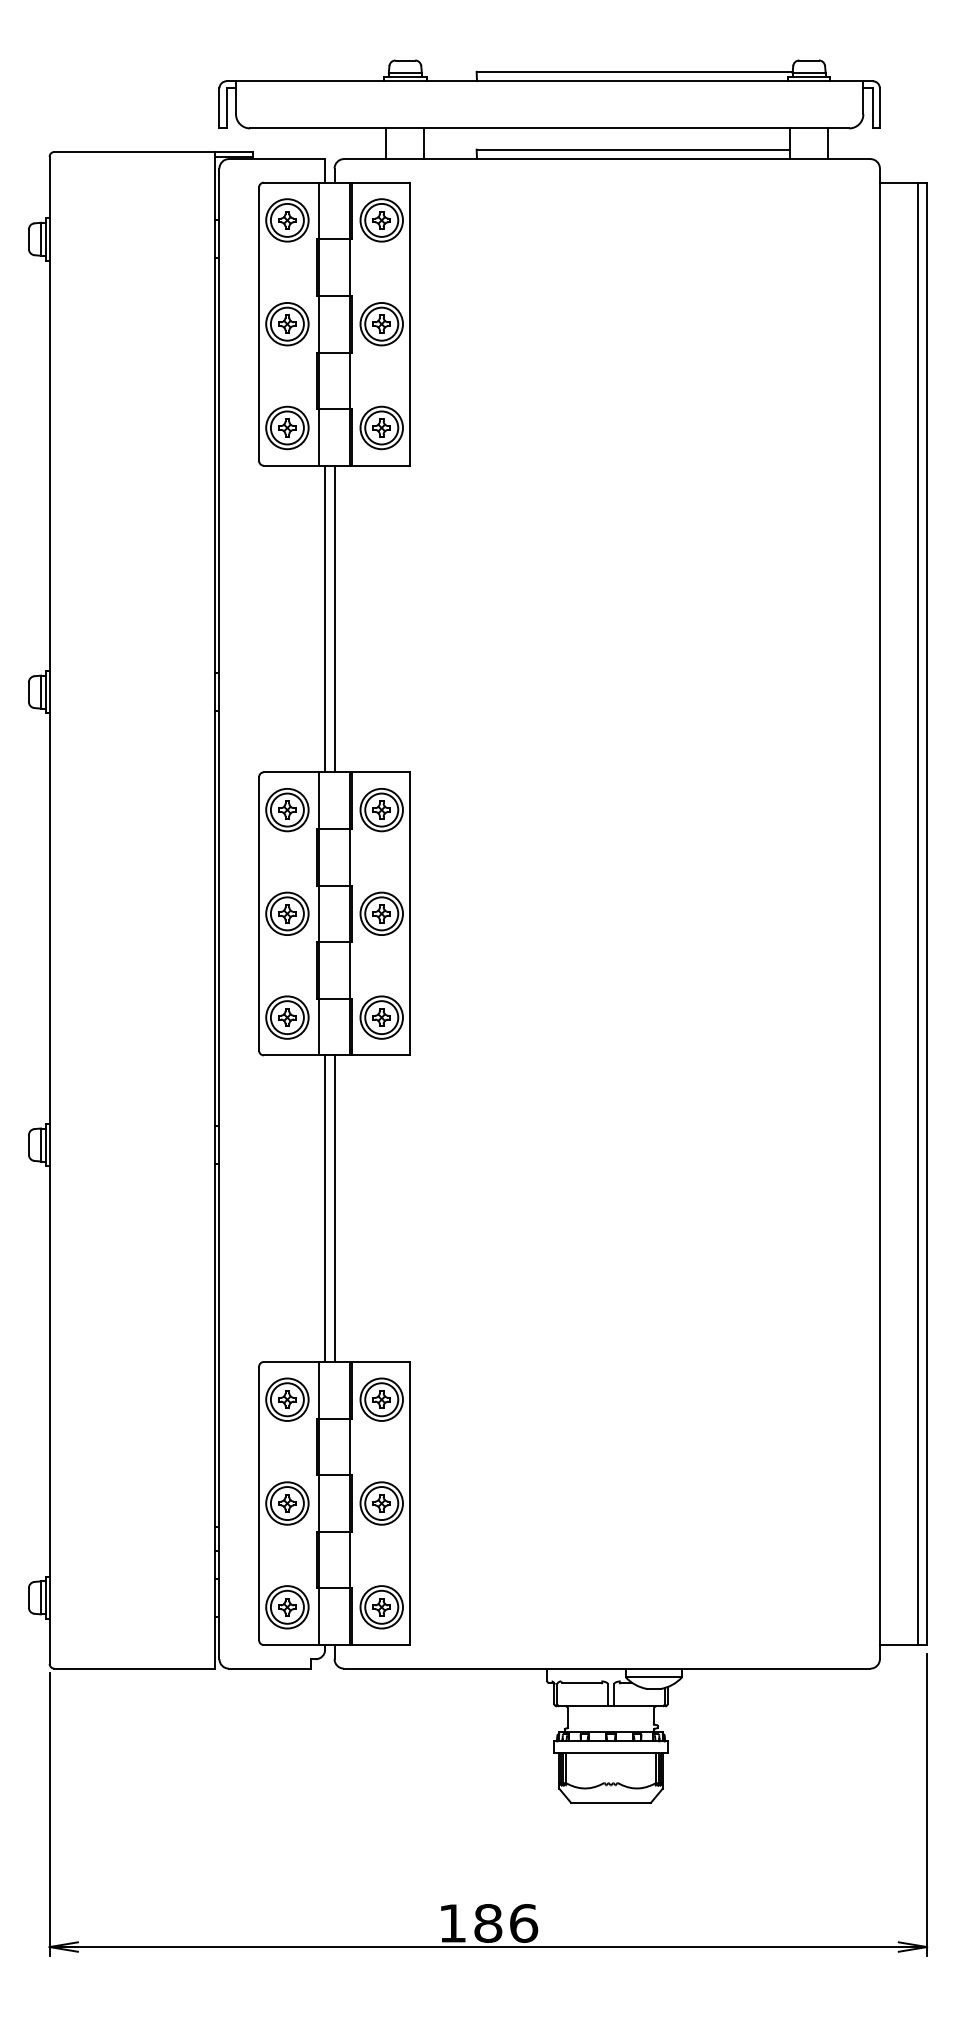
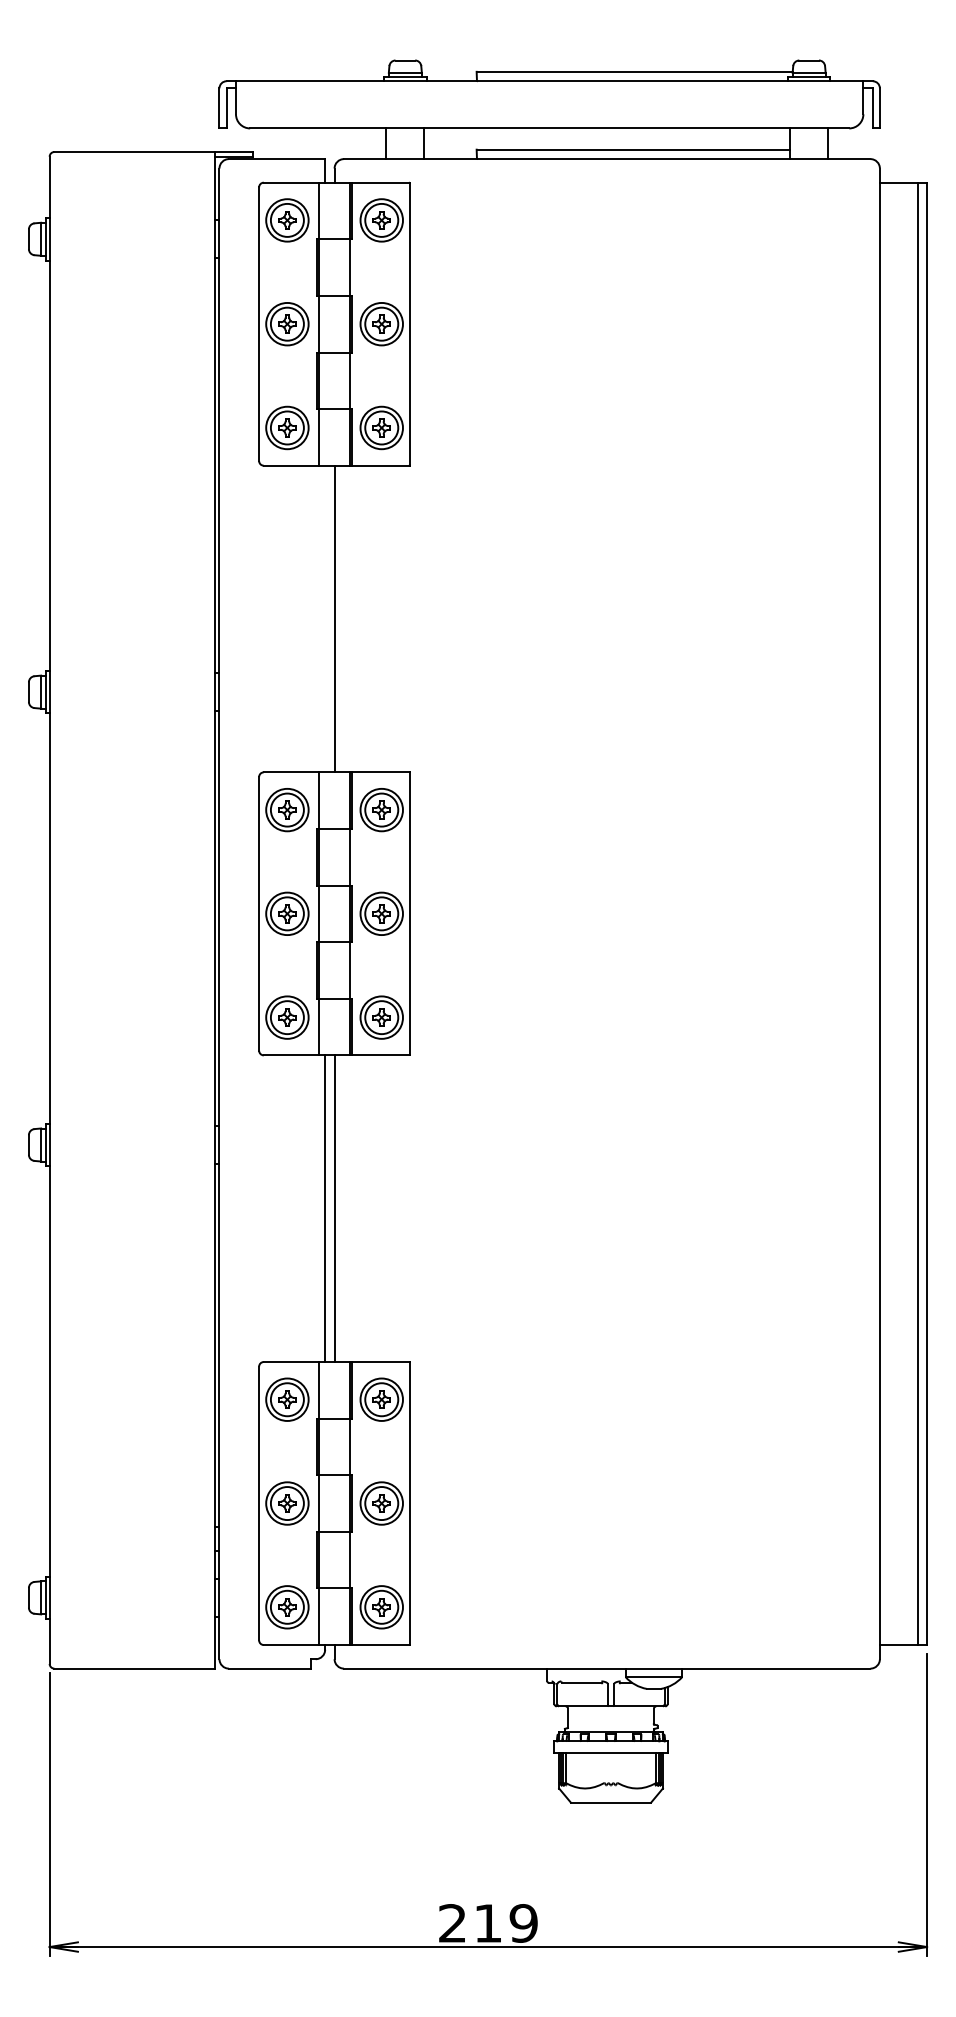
line: present -> none (325, 618)
text: 186 -> 219 (488, 1923)
